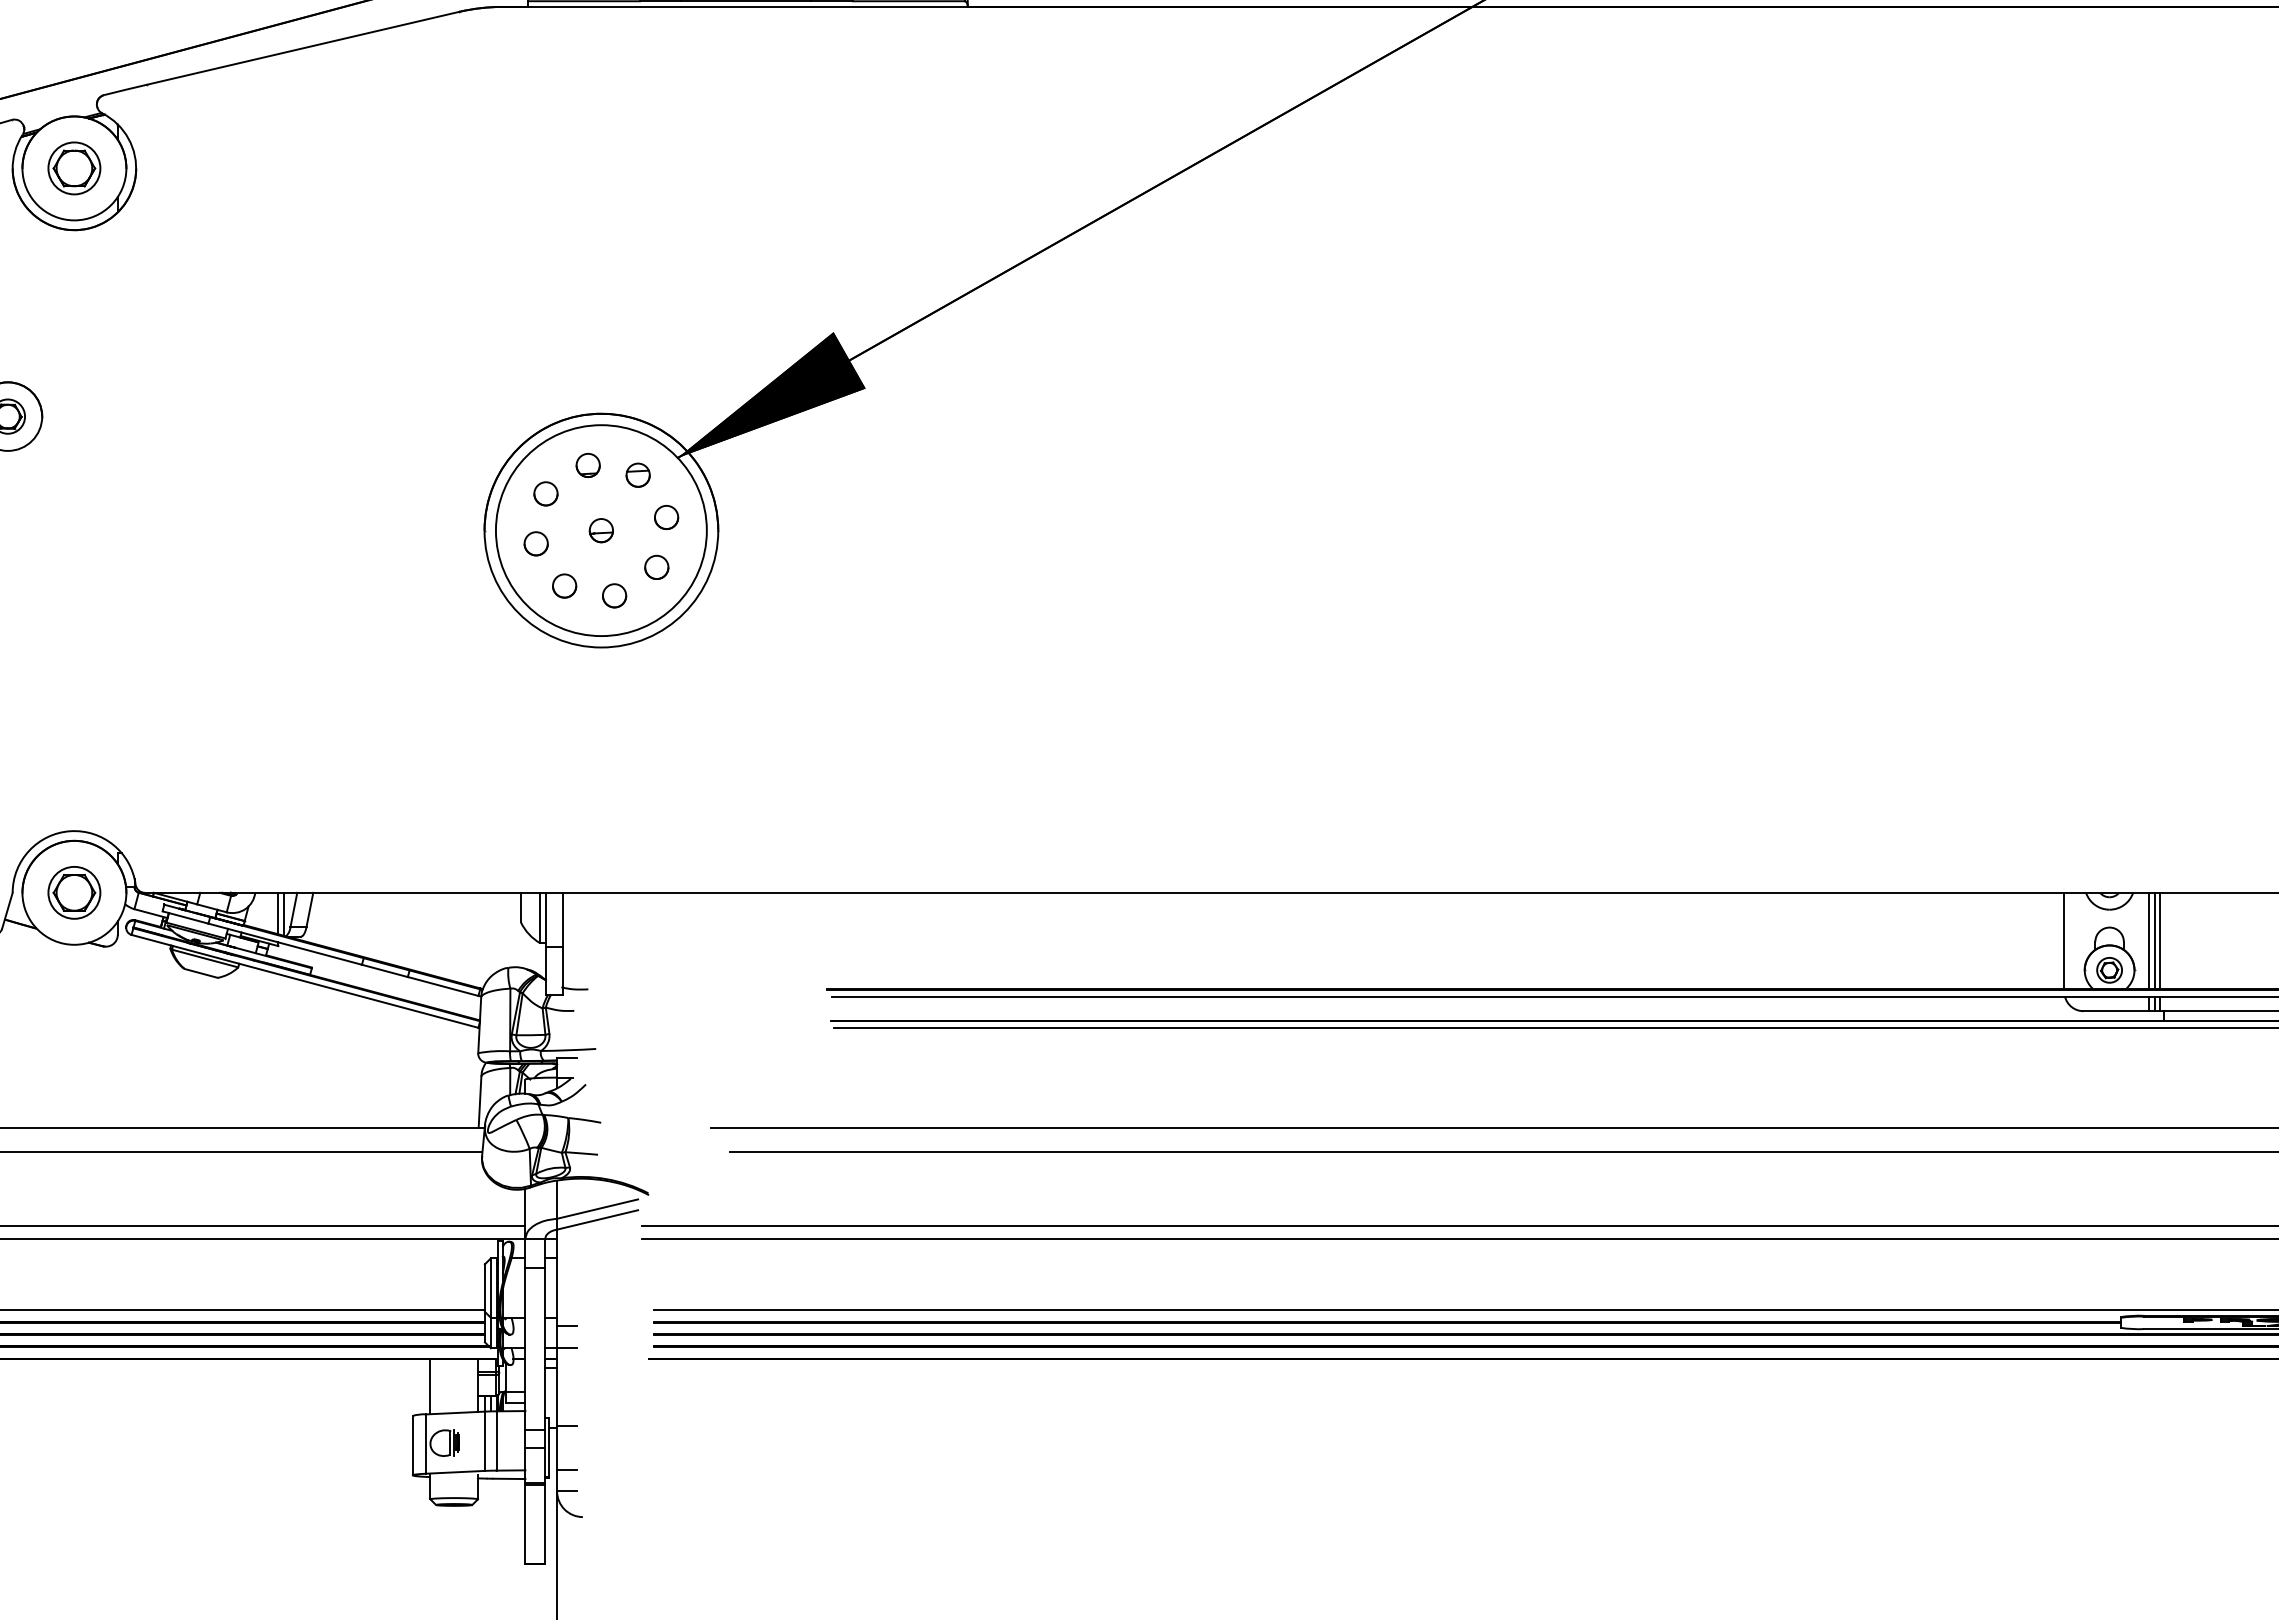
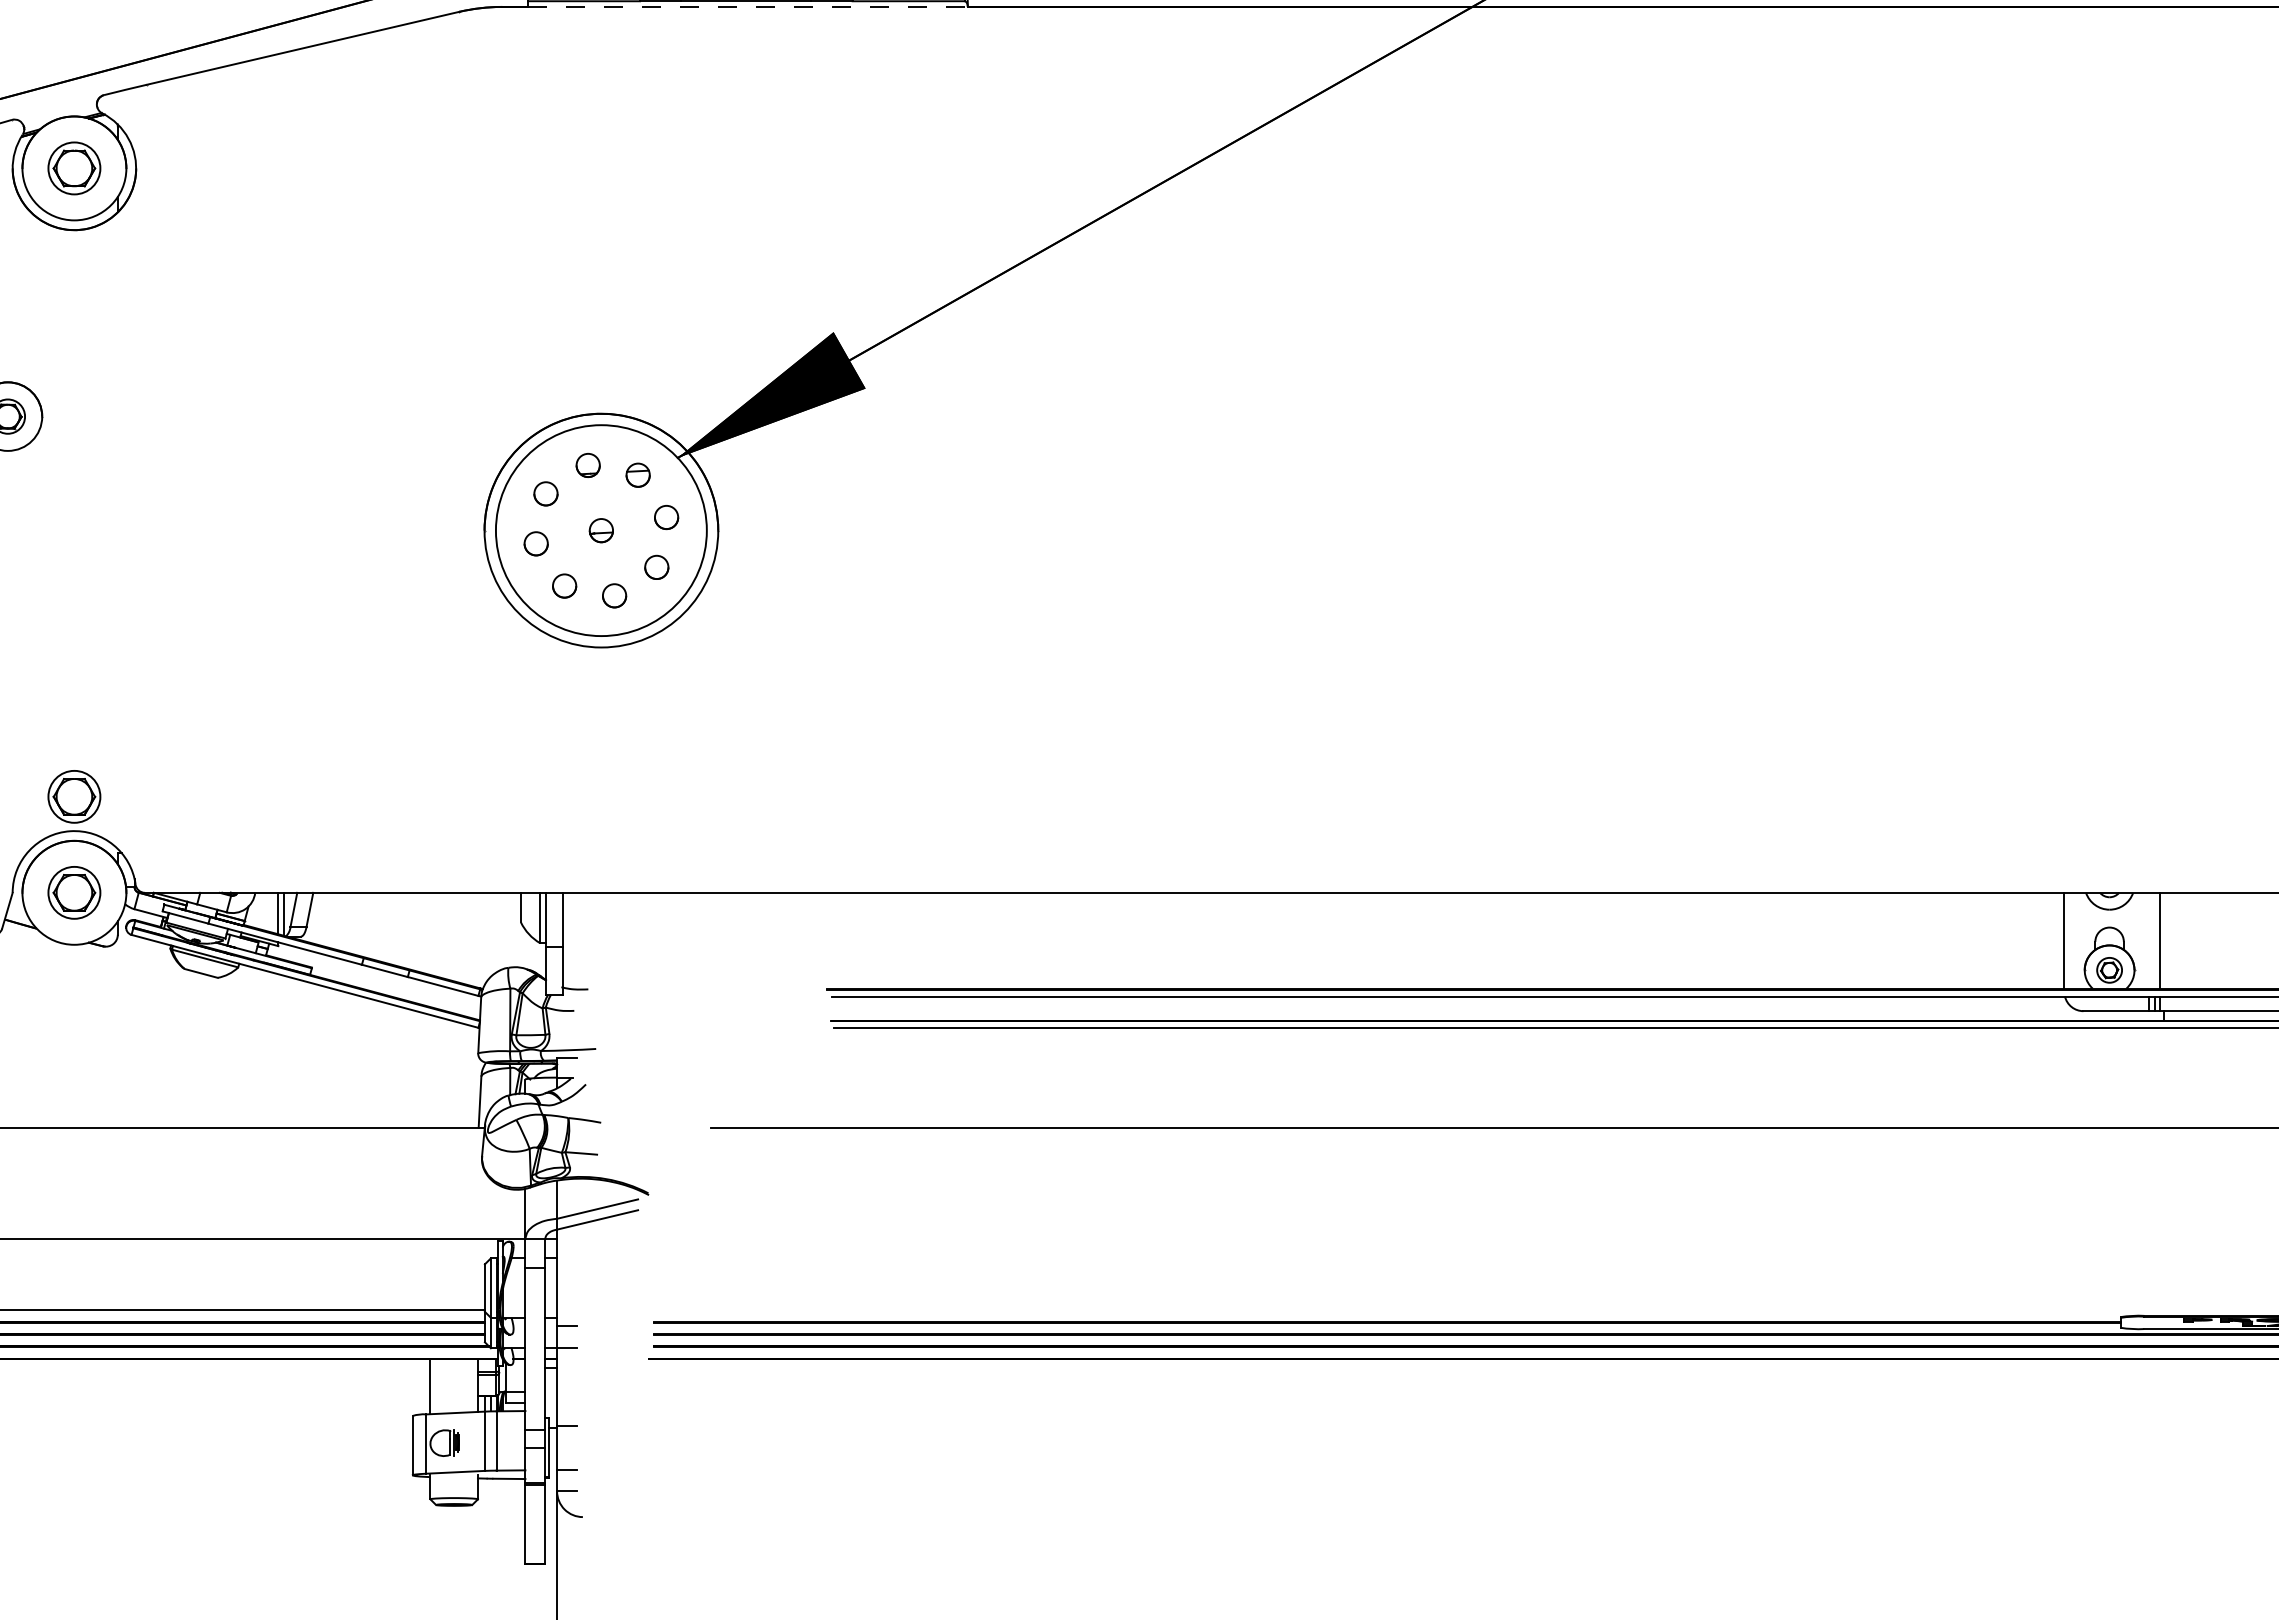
line: solid -> dashed (748, 6)
part: none -> present (74, 796)
line: present -> none (2149, 940)
line: present -> none (2154, 940)
line: present -> none (242, 1152)
line: present -> none (1502, 1152)
line: present -> none (263, 1225)
line: present -> none (1458, 1225)
line: present -> none (1458, 1238)
line: present -> none (1464, 1309)
